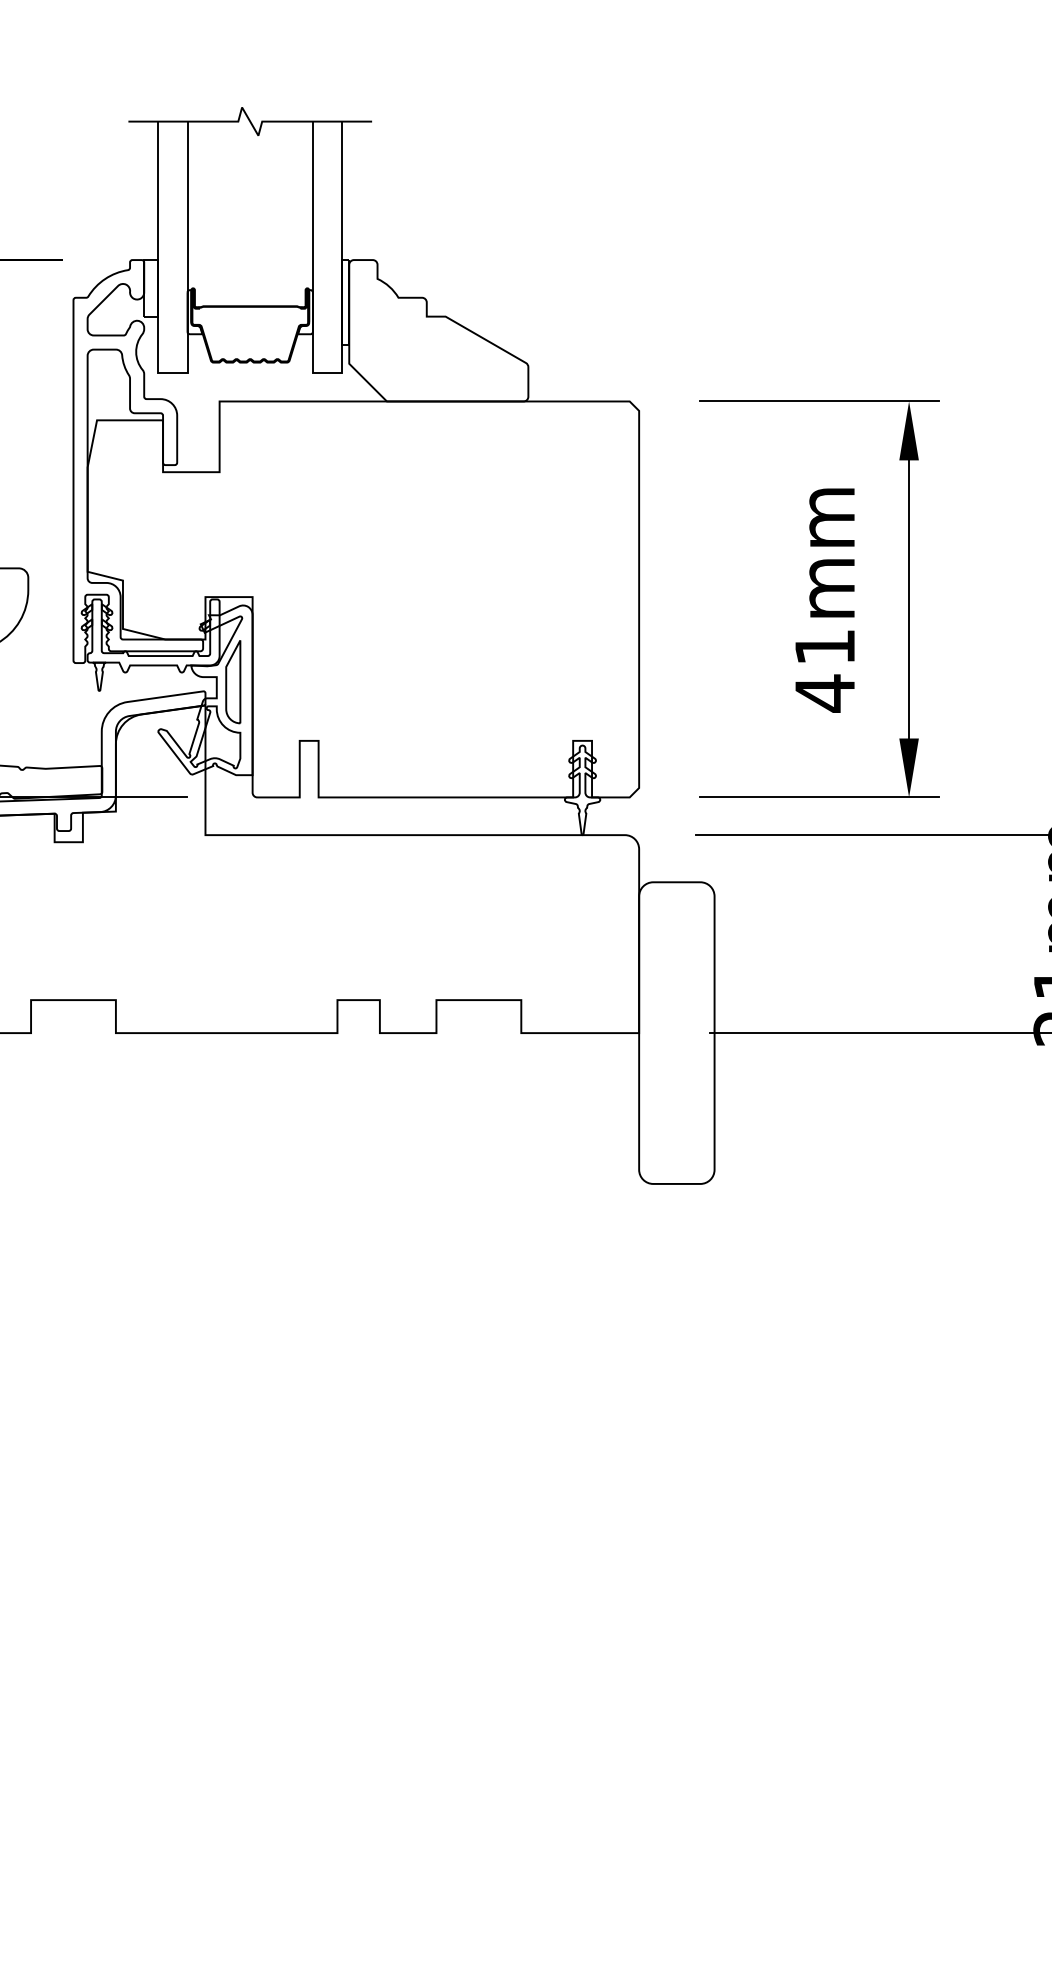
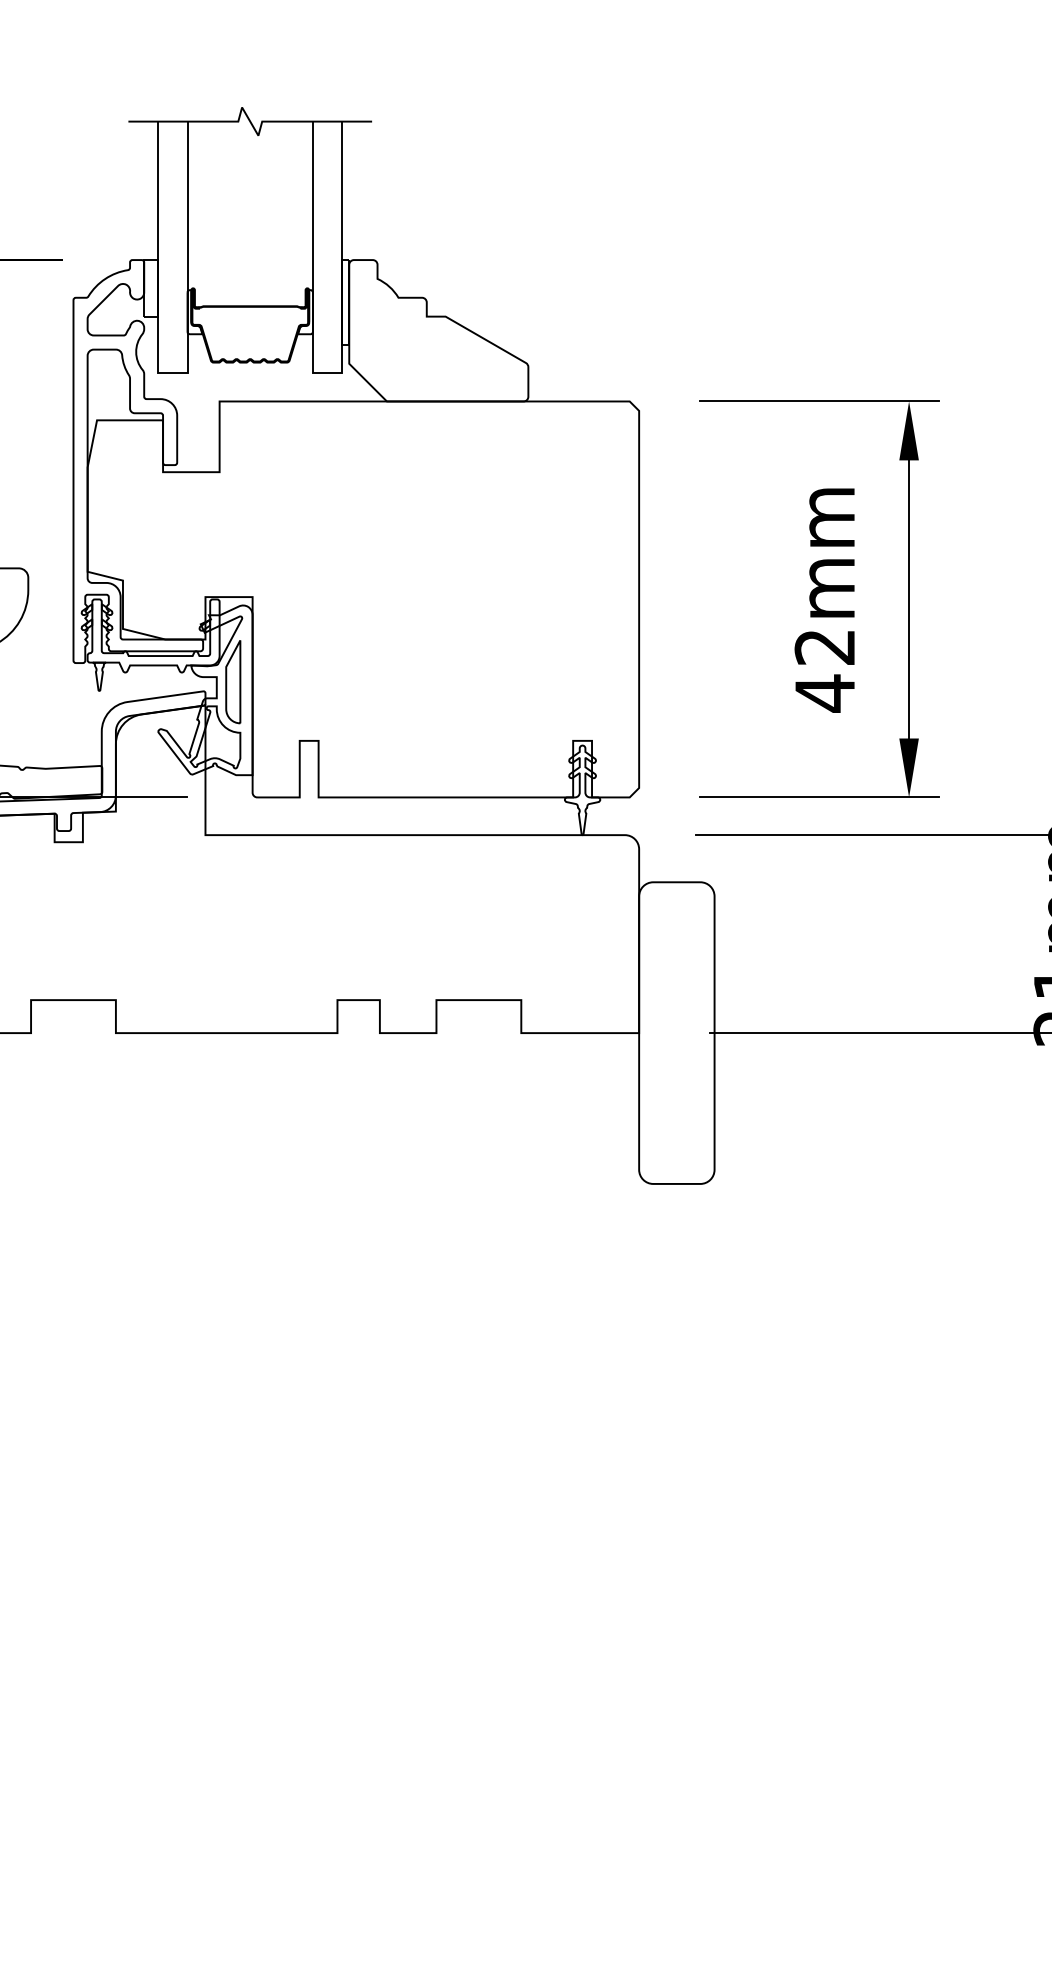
text: 41mm -> 42mm (824, 647)
